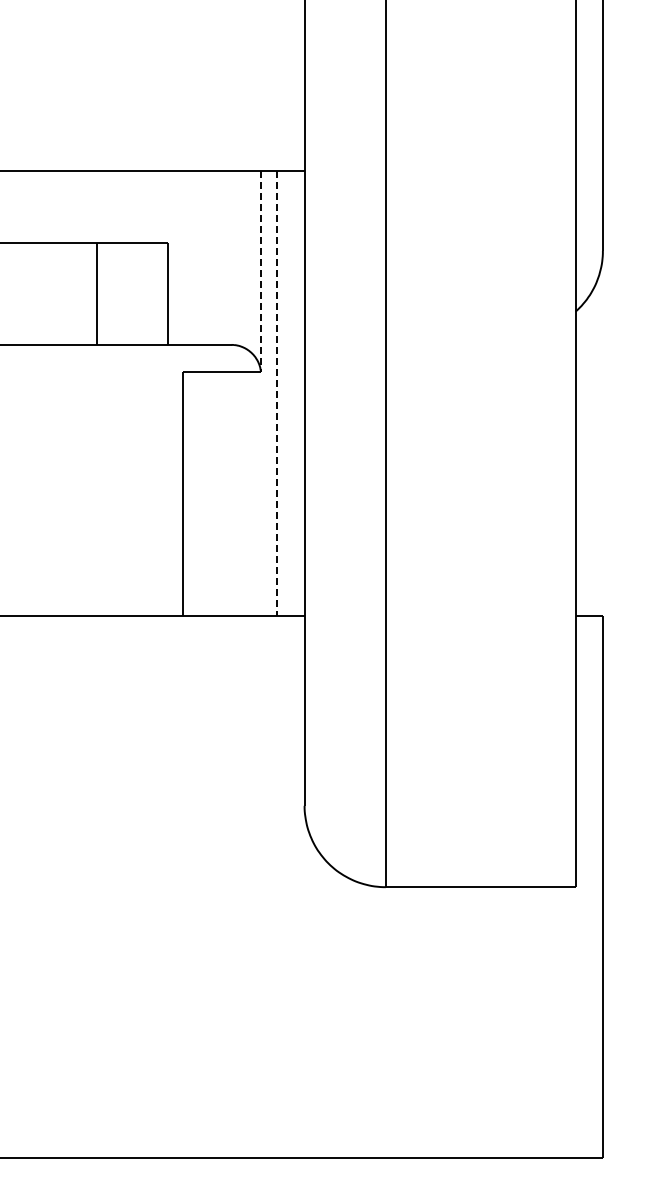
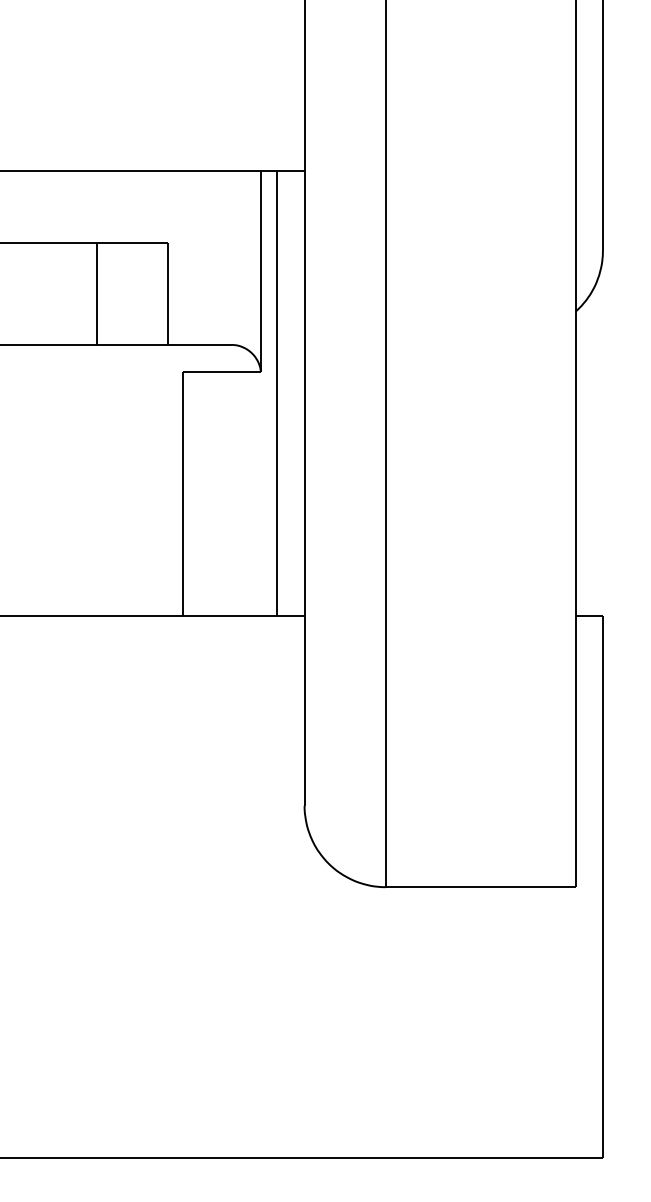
line: dashed -> solid (260, 271)
line: dashed -> solid (277, 393)
